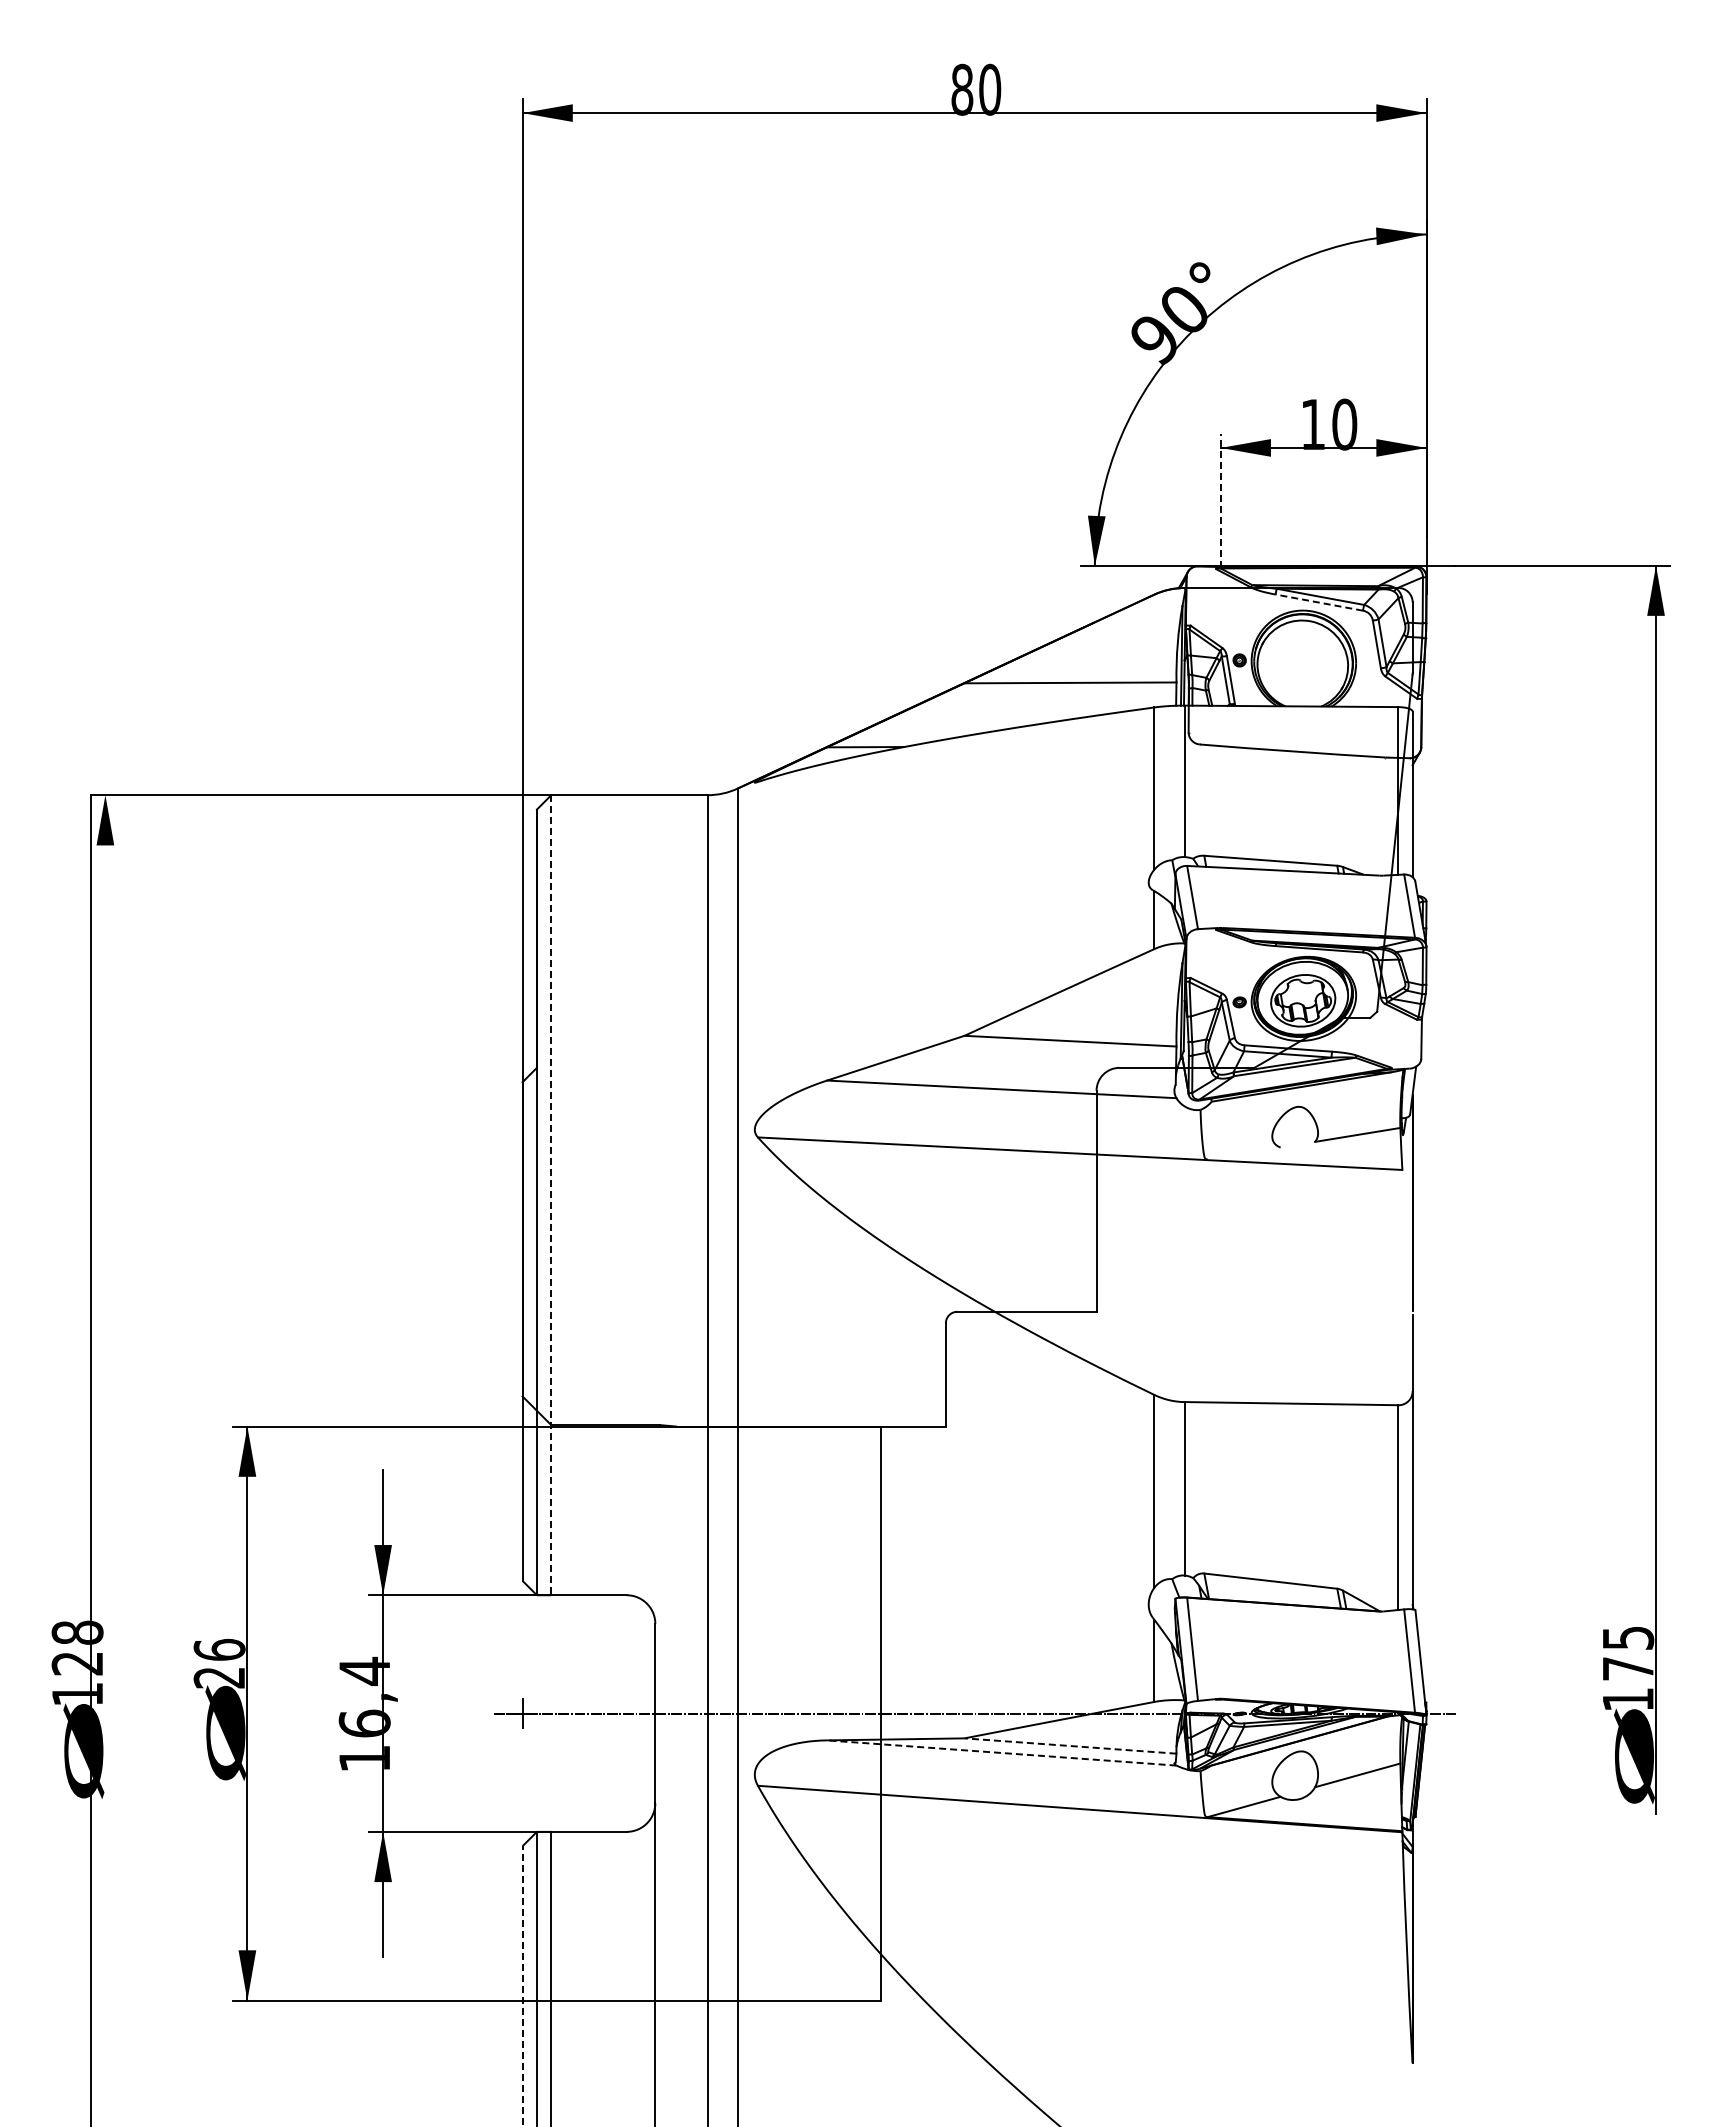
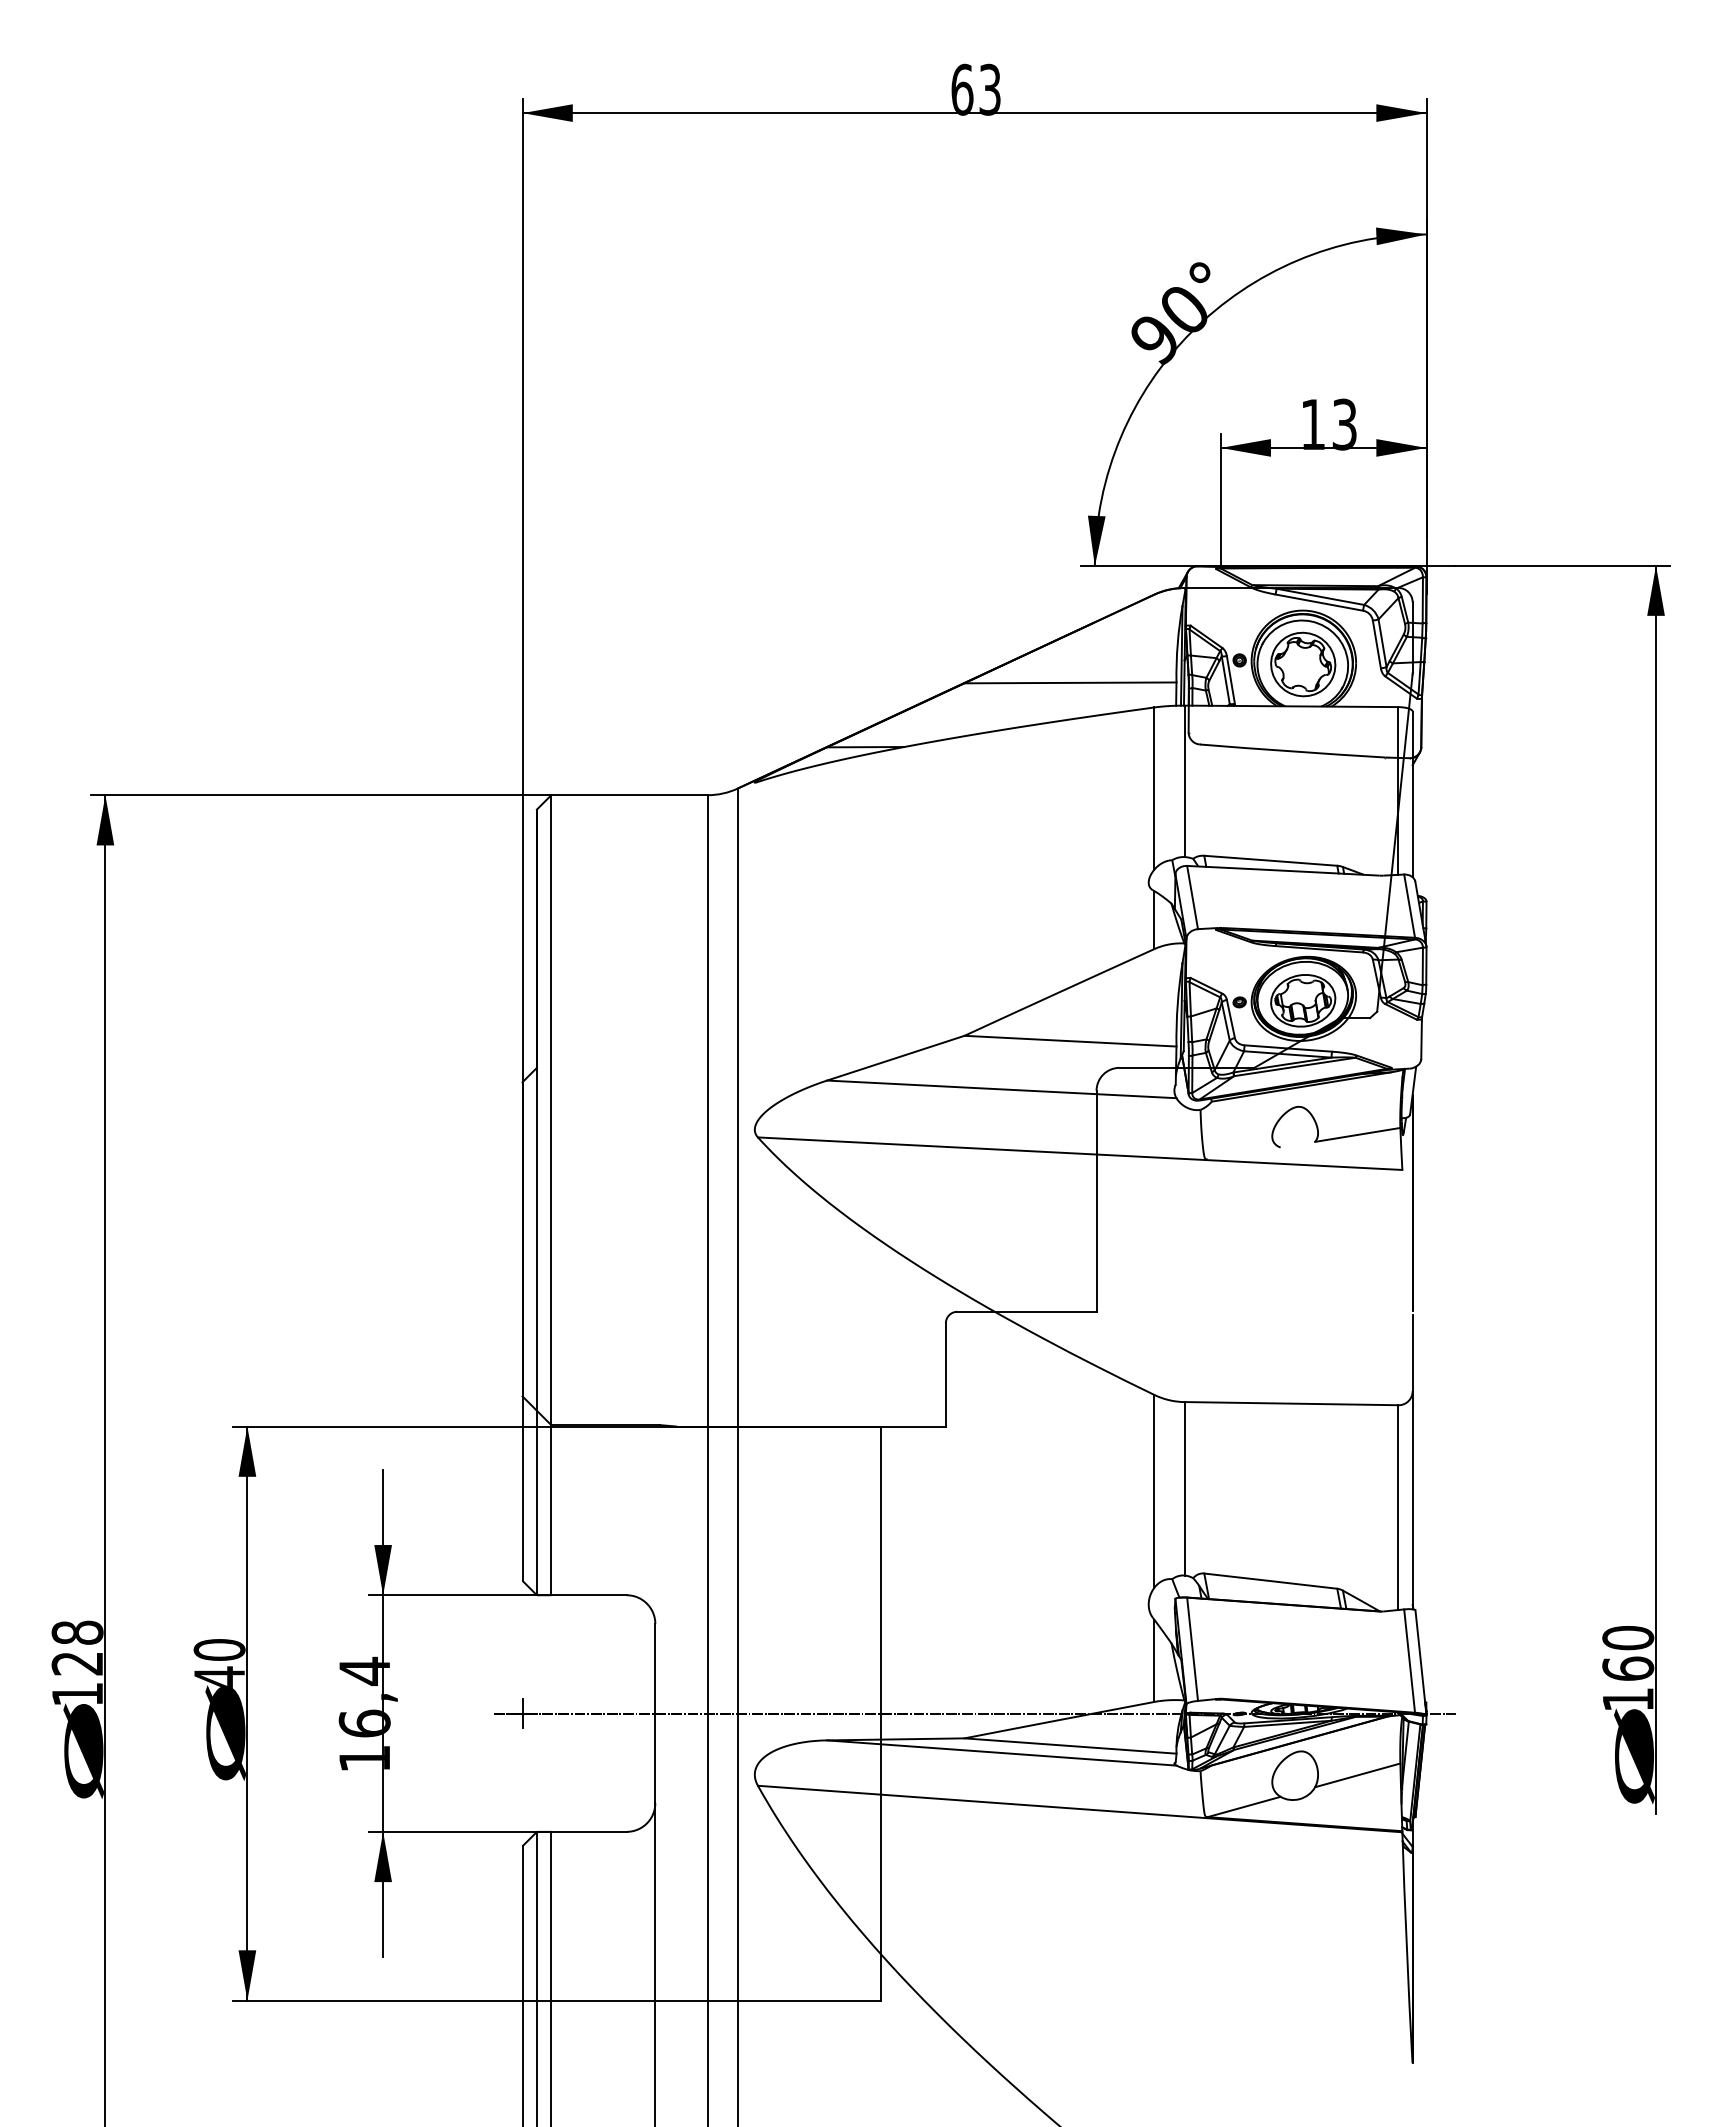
text: 80 -> 63 (976, 89)
text: 10 -> 13 (1344, 424)
line: dashed -> solid (1220, 500)
line: dashed -> solid (1318, 602)
part: none -> present (1303, 664)
line: dashed -> solid (551, 1195)
line position: (91, 1459) -> (105, 1459) (105, 1459)
text: 175 -> 160 (1628, 1652)
text: 26 -> 40 (219, 1663)
line: dashed -> solid (1069, 1745)
line: dashed -> solid (1001, 1752)
line: dashed -> solid (522, 1986)
